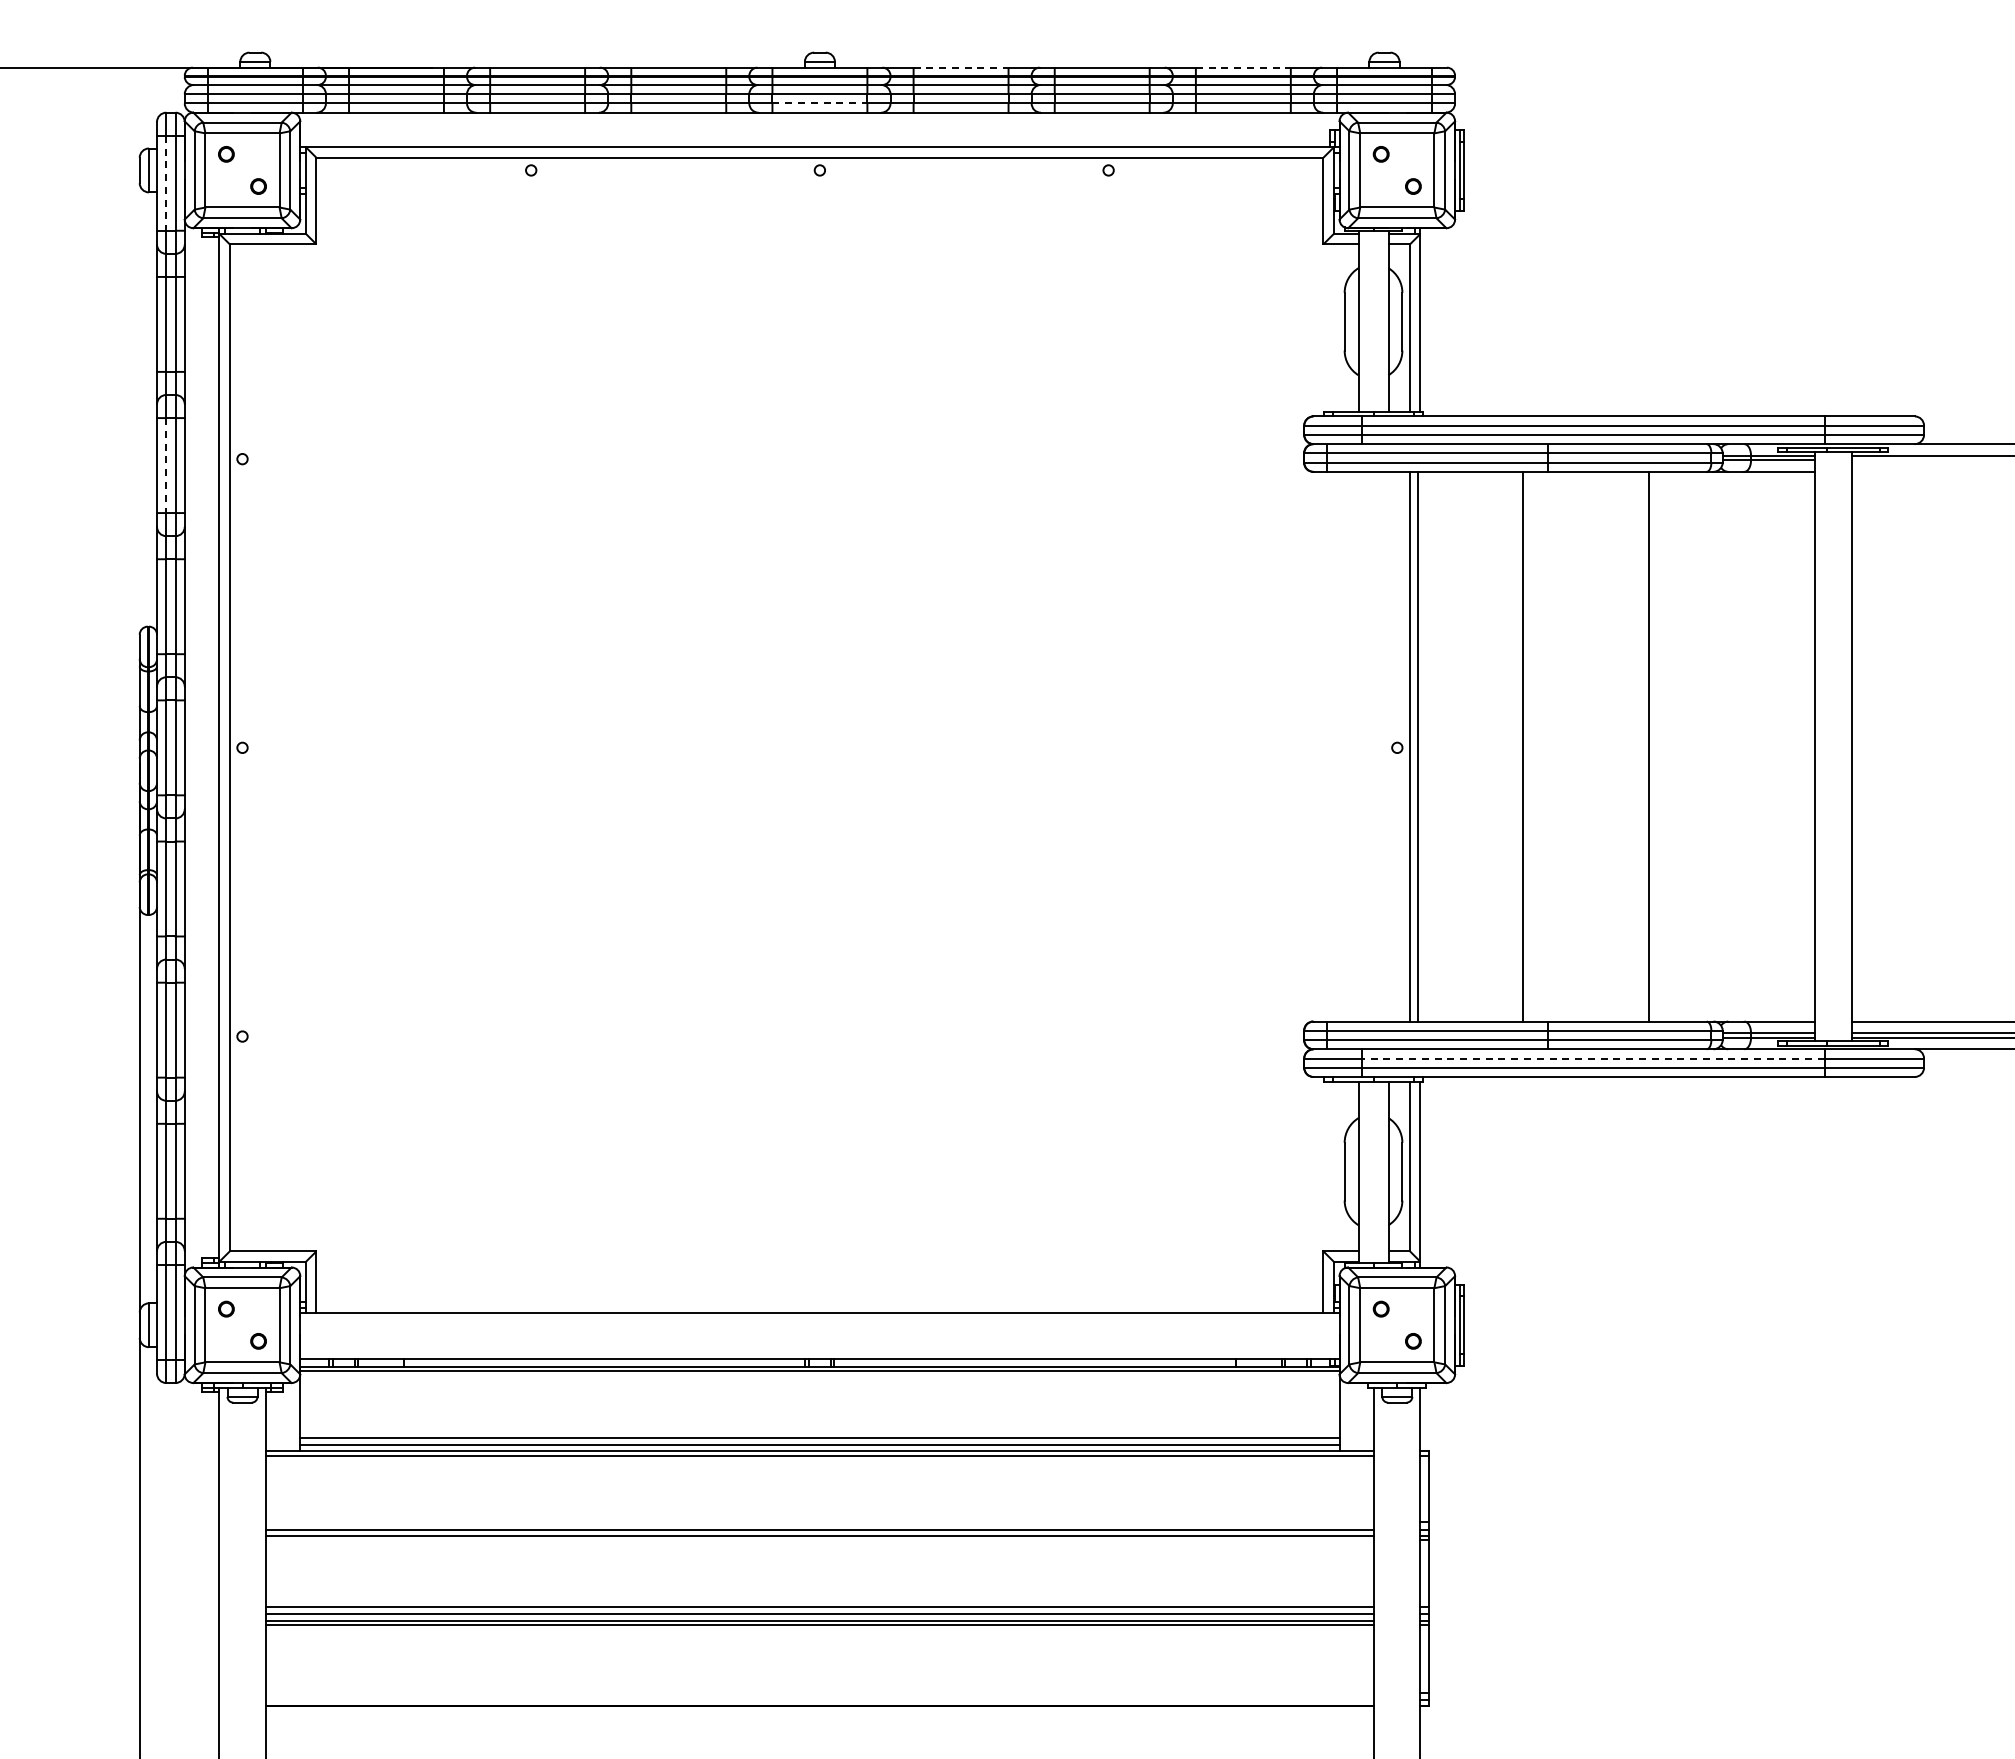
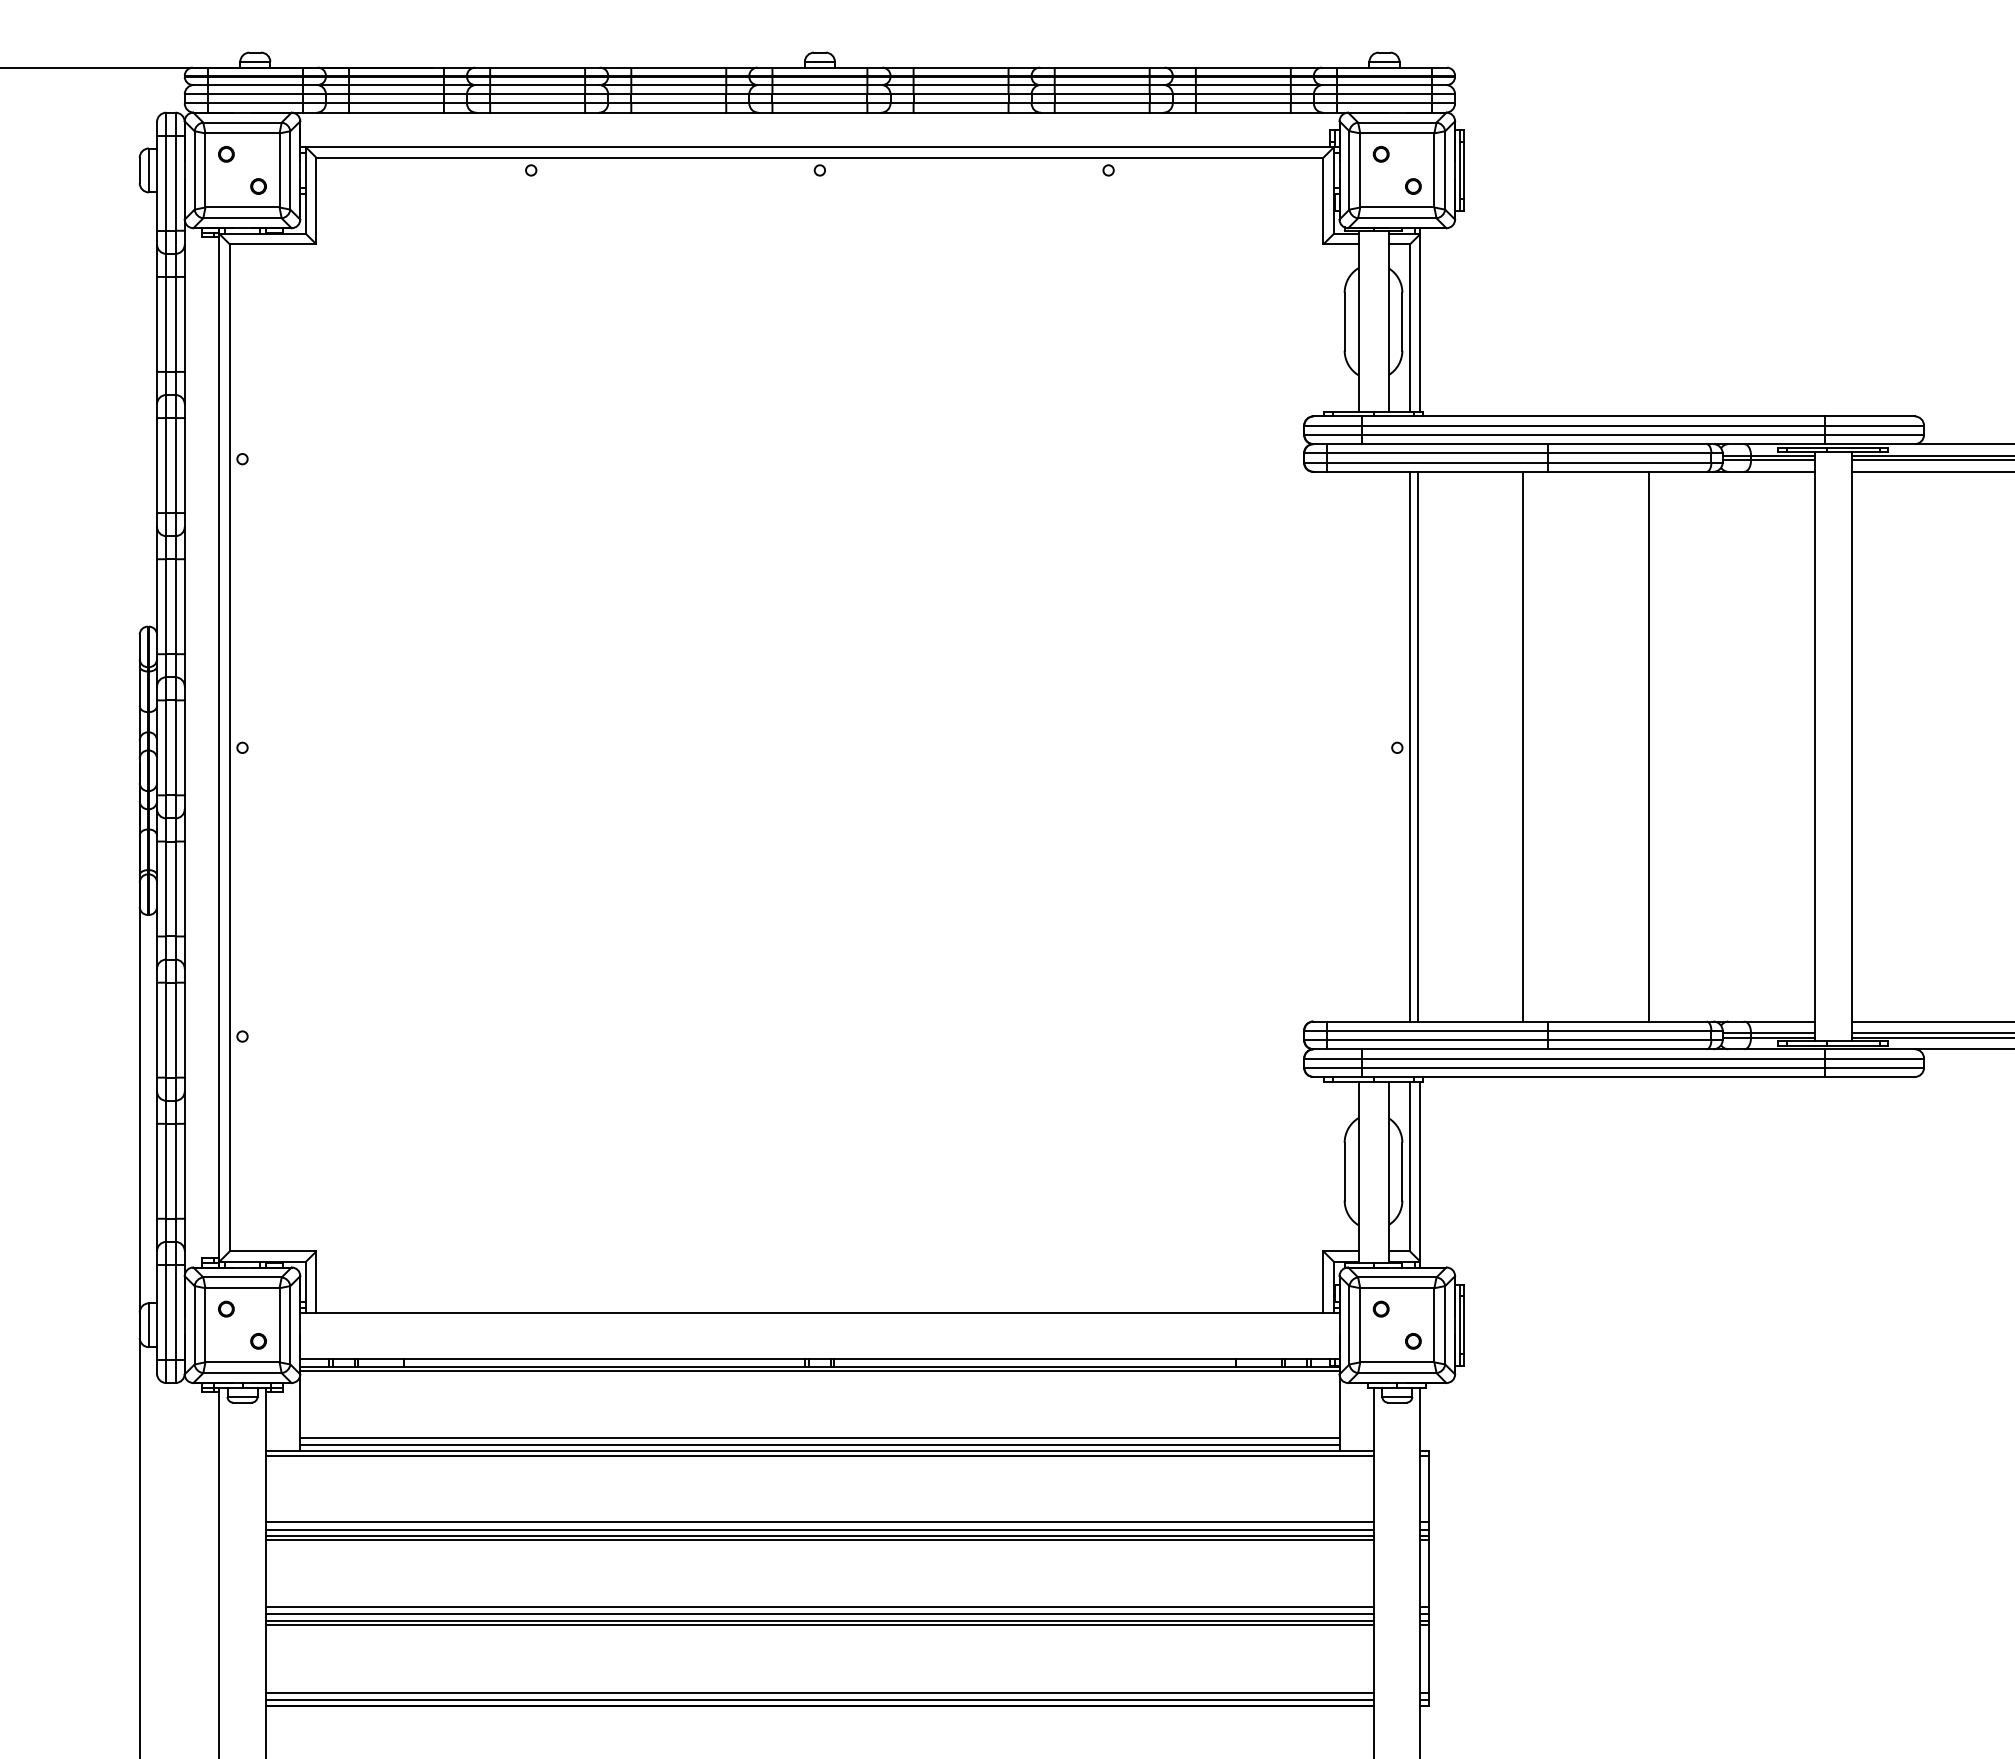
line: dashed -> solid (961, 67)
line: dashed -> solid (1243, 67)
line: dashed -> solid (820, 103)
line: dashed -> solid (166, 183)
line: none -> present (1931, 460)
line: dashed -> solid (166, 466)
line: none -> present (1931, 471)
line: dashed -> solid (1592, 1058)
line: none -> present (819, 1522)
line: none -> present (819, 1540)
line: none -> present (819, 1693)
line: none -> present (819, 1699)
